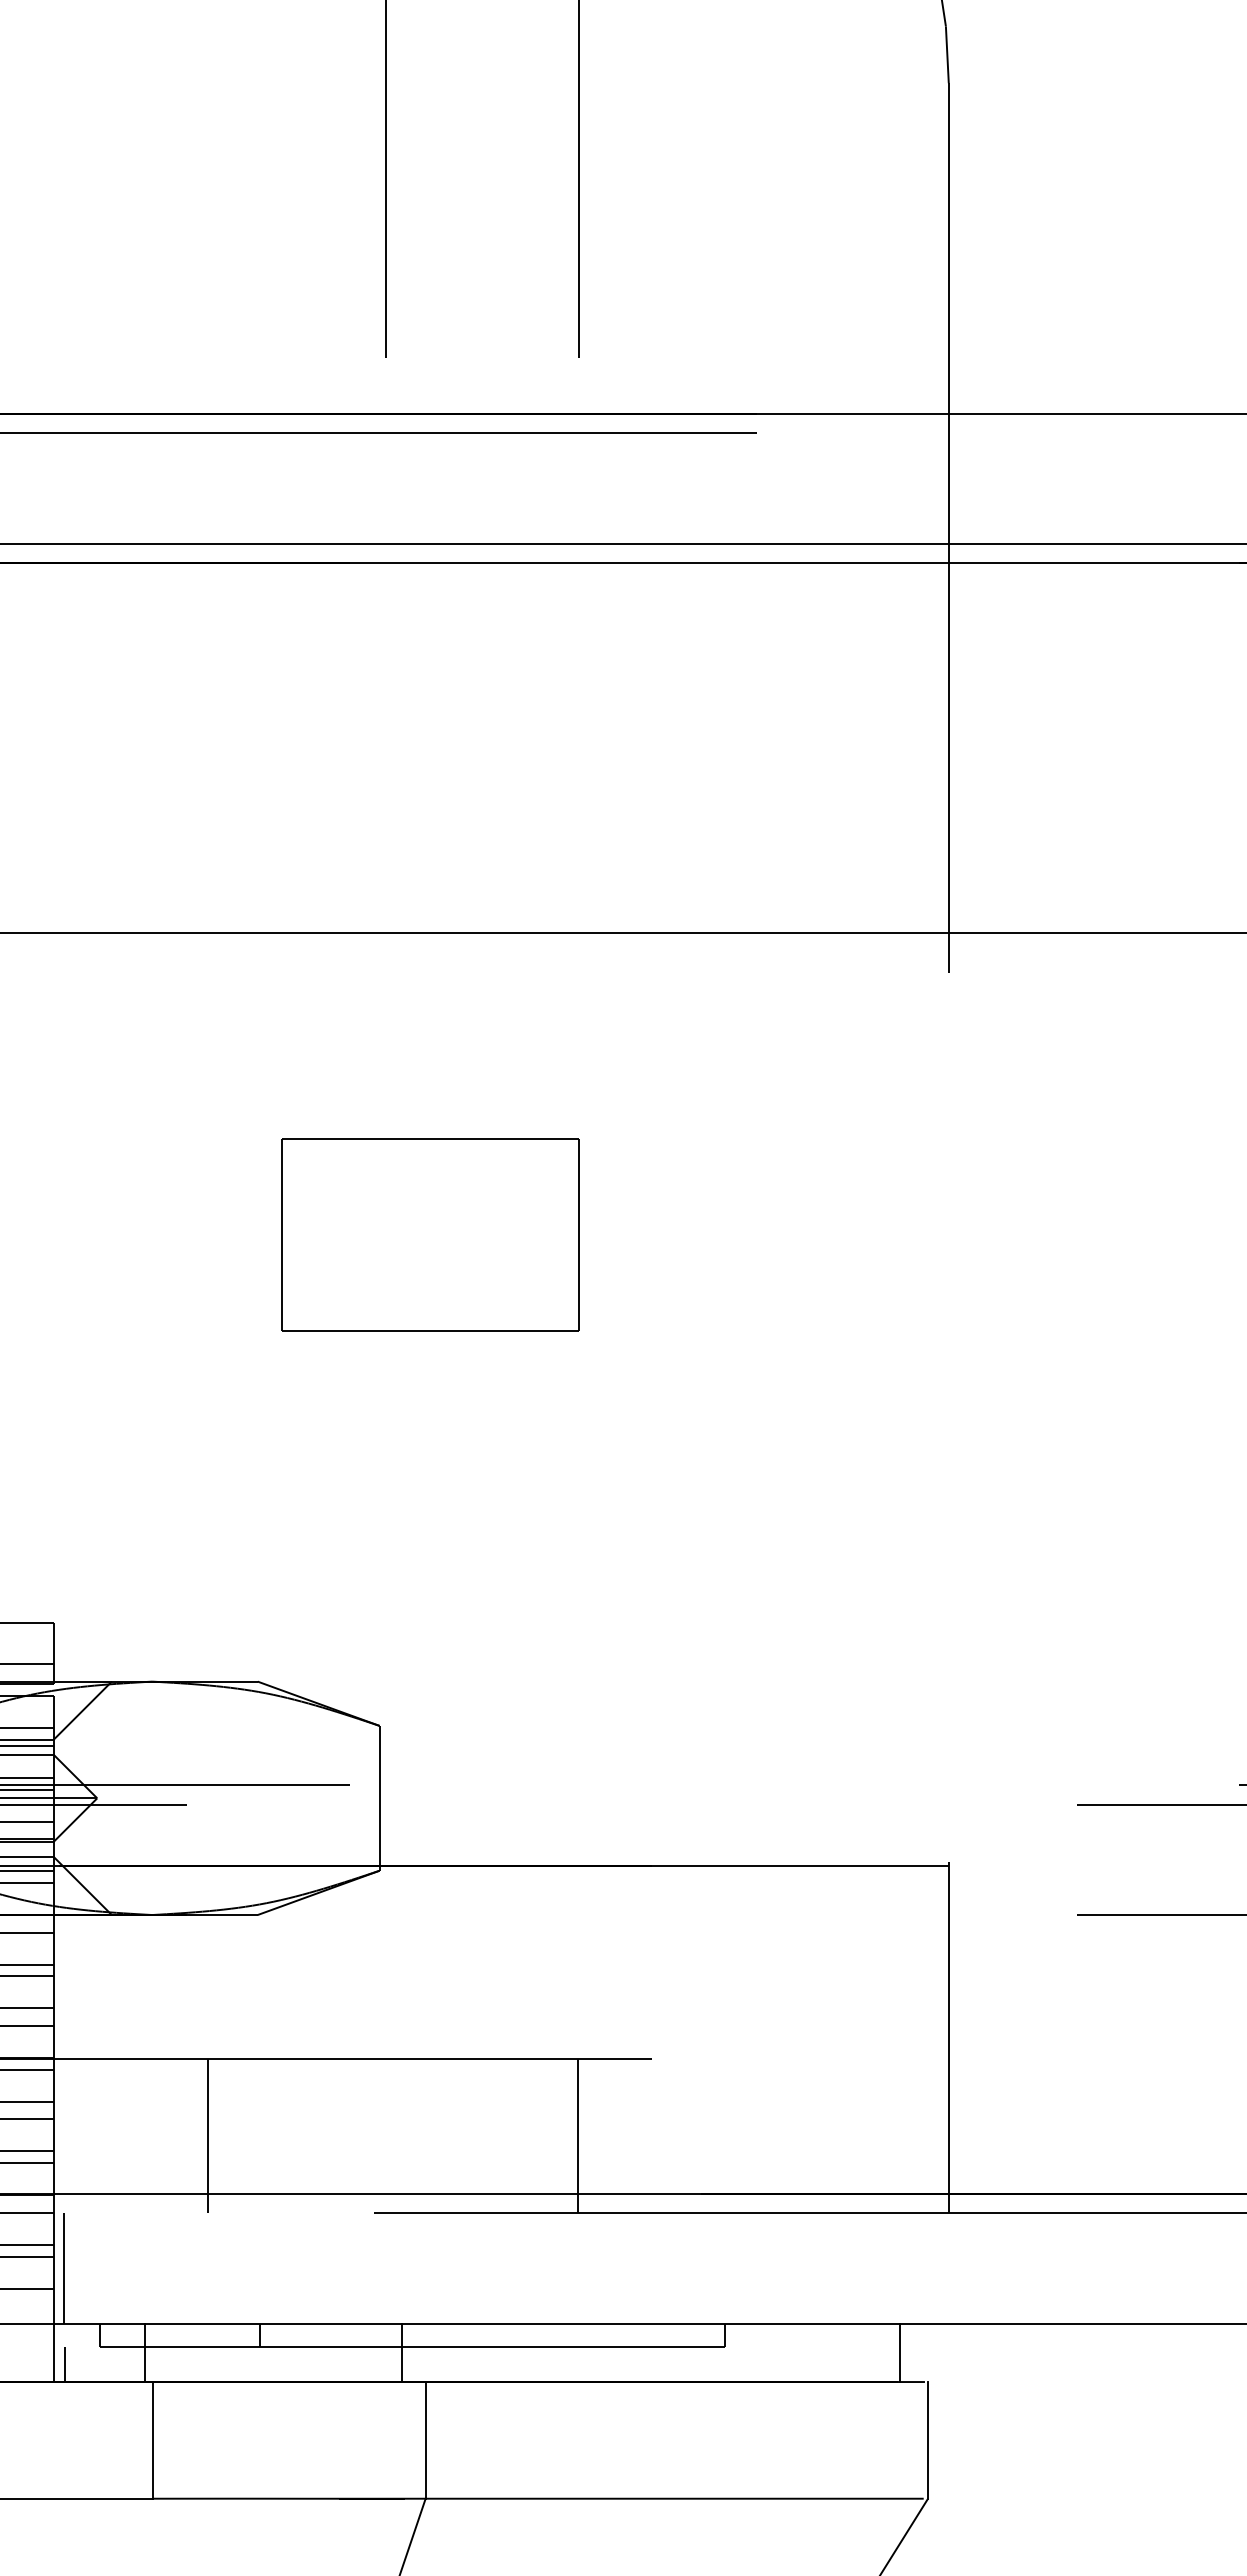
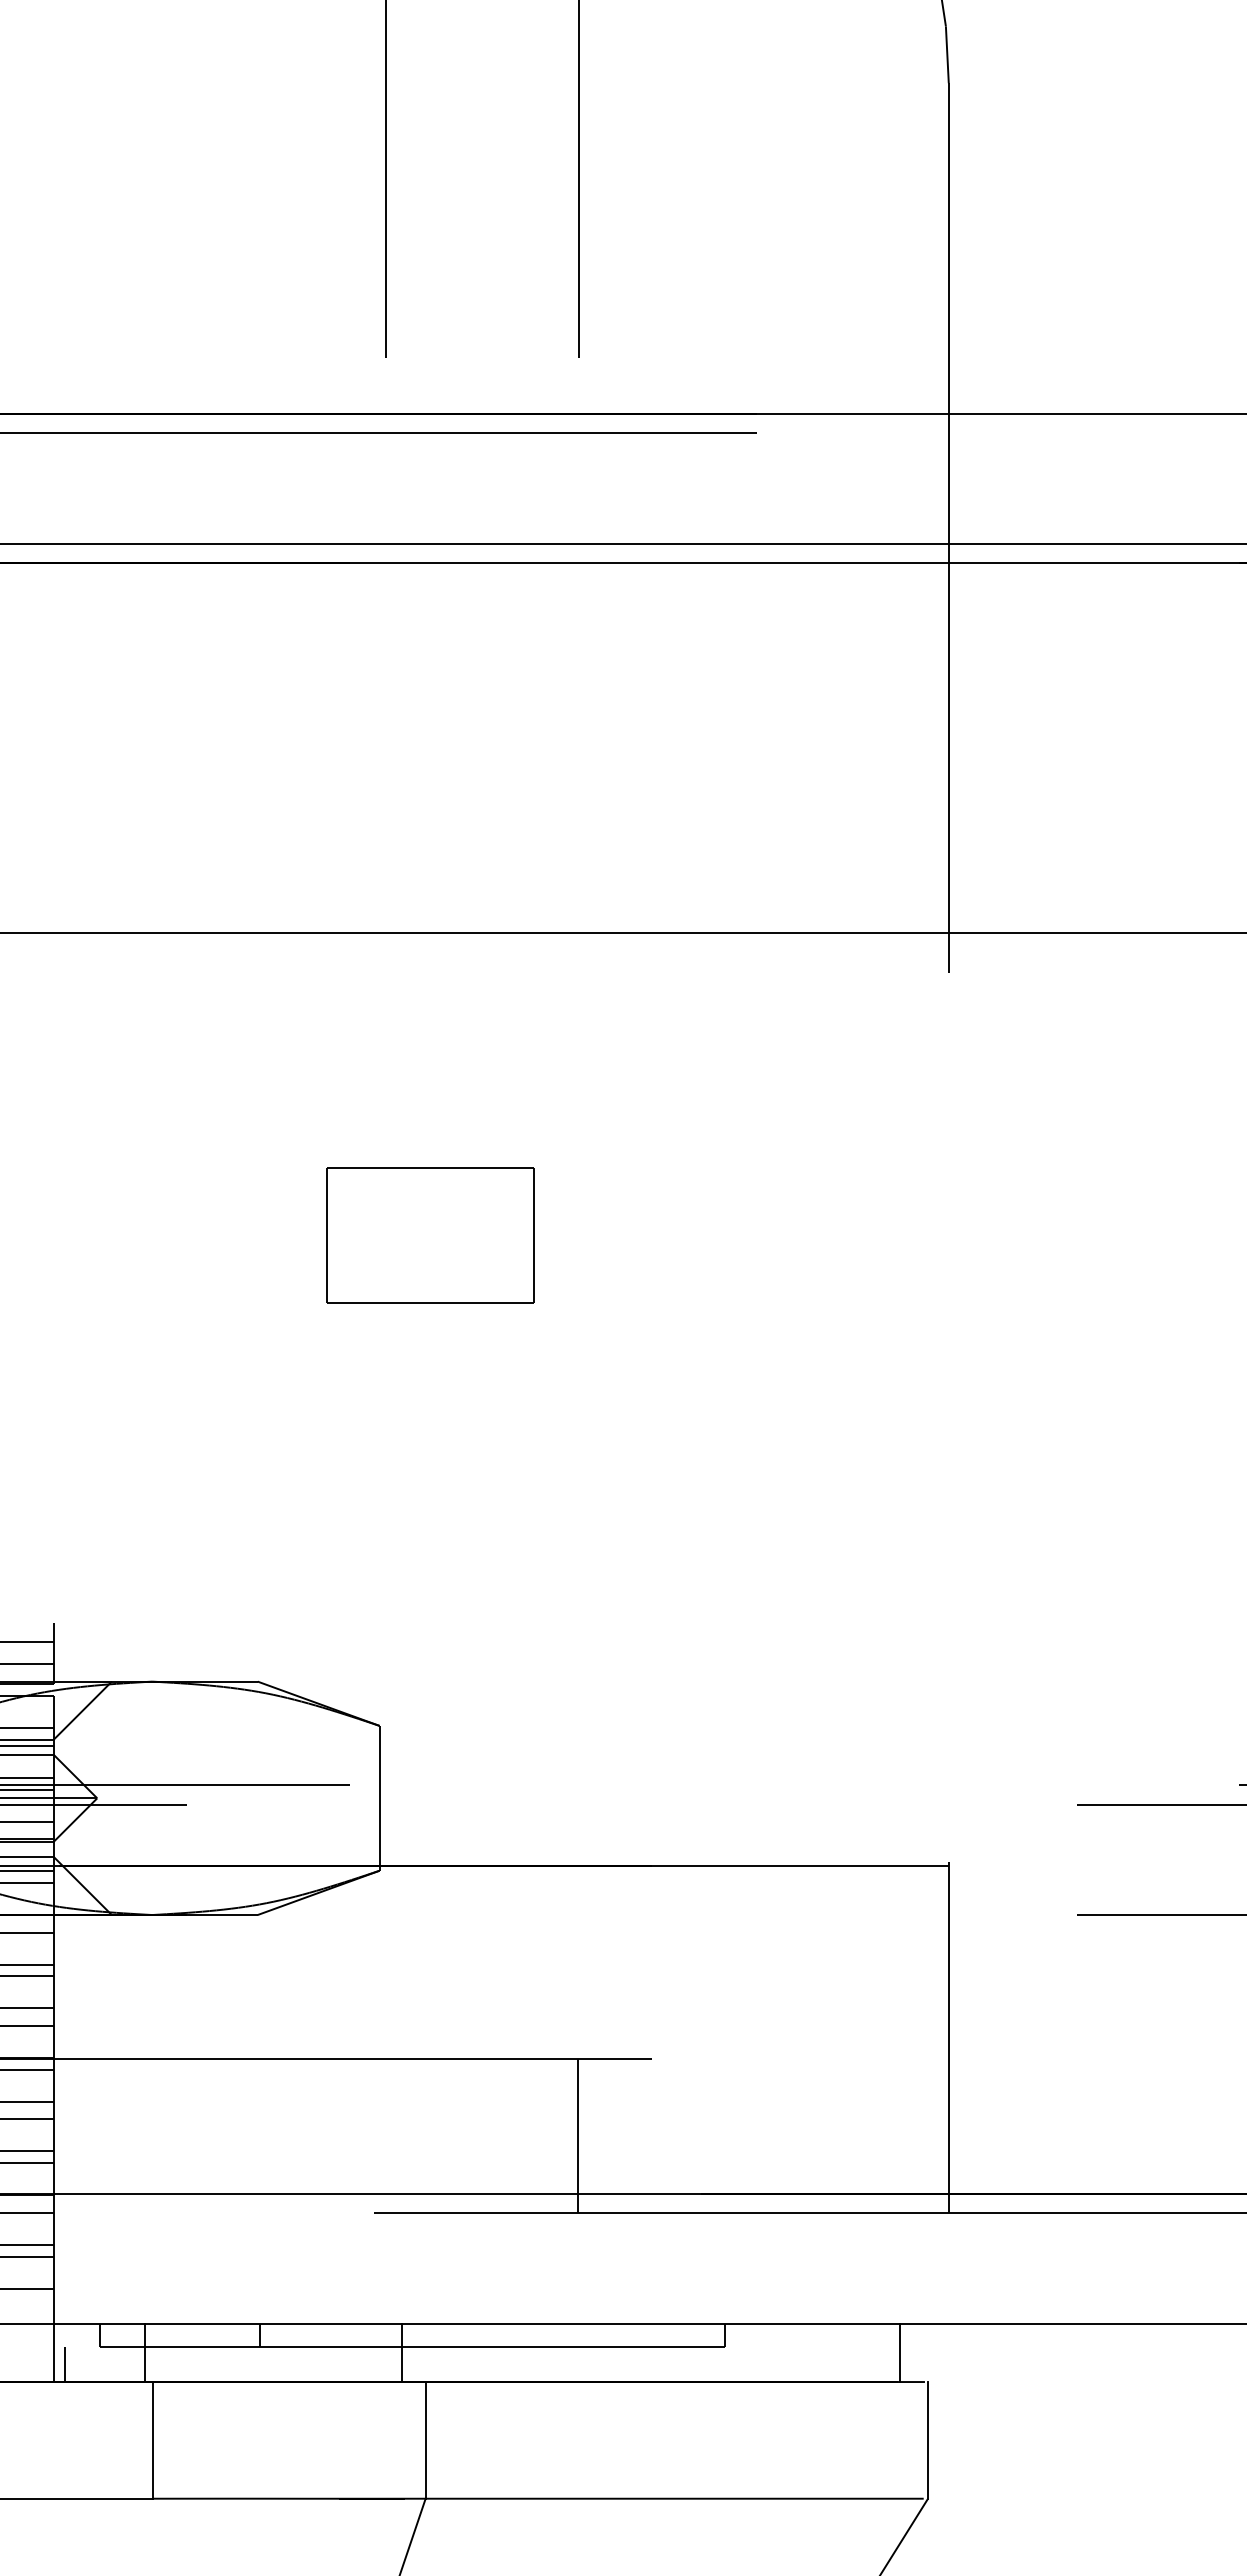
part size: 299x194 px -> 209x137 px (430, 1235)
line position: (27, 1623) -> (27, 1642) (27, 1642)
line: present -> none (207, 2135)
line: present -> none (63, 2267)
